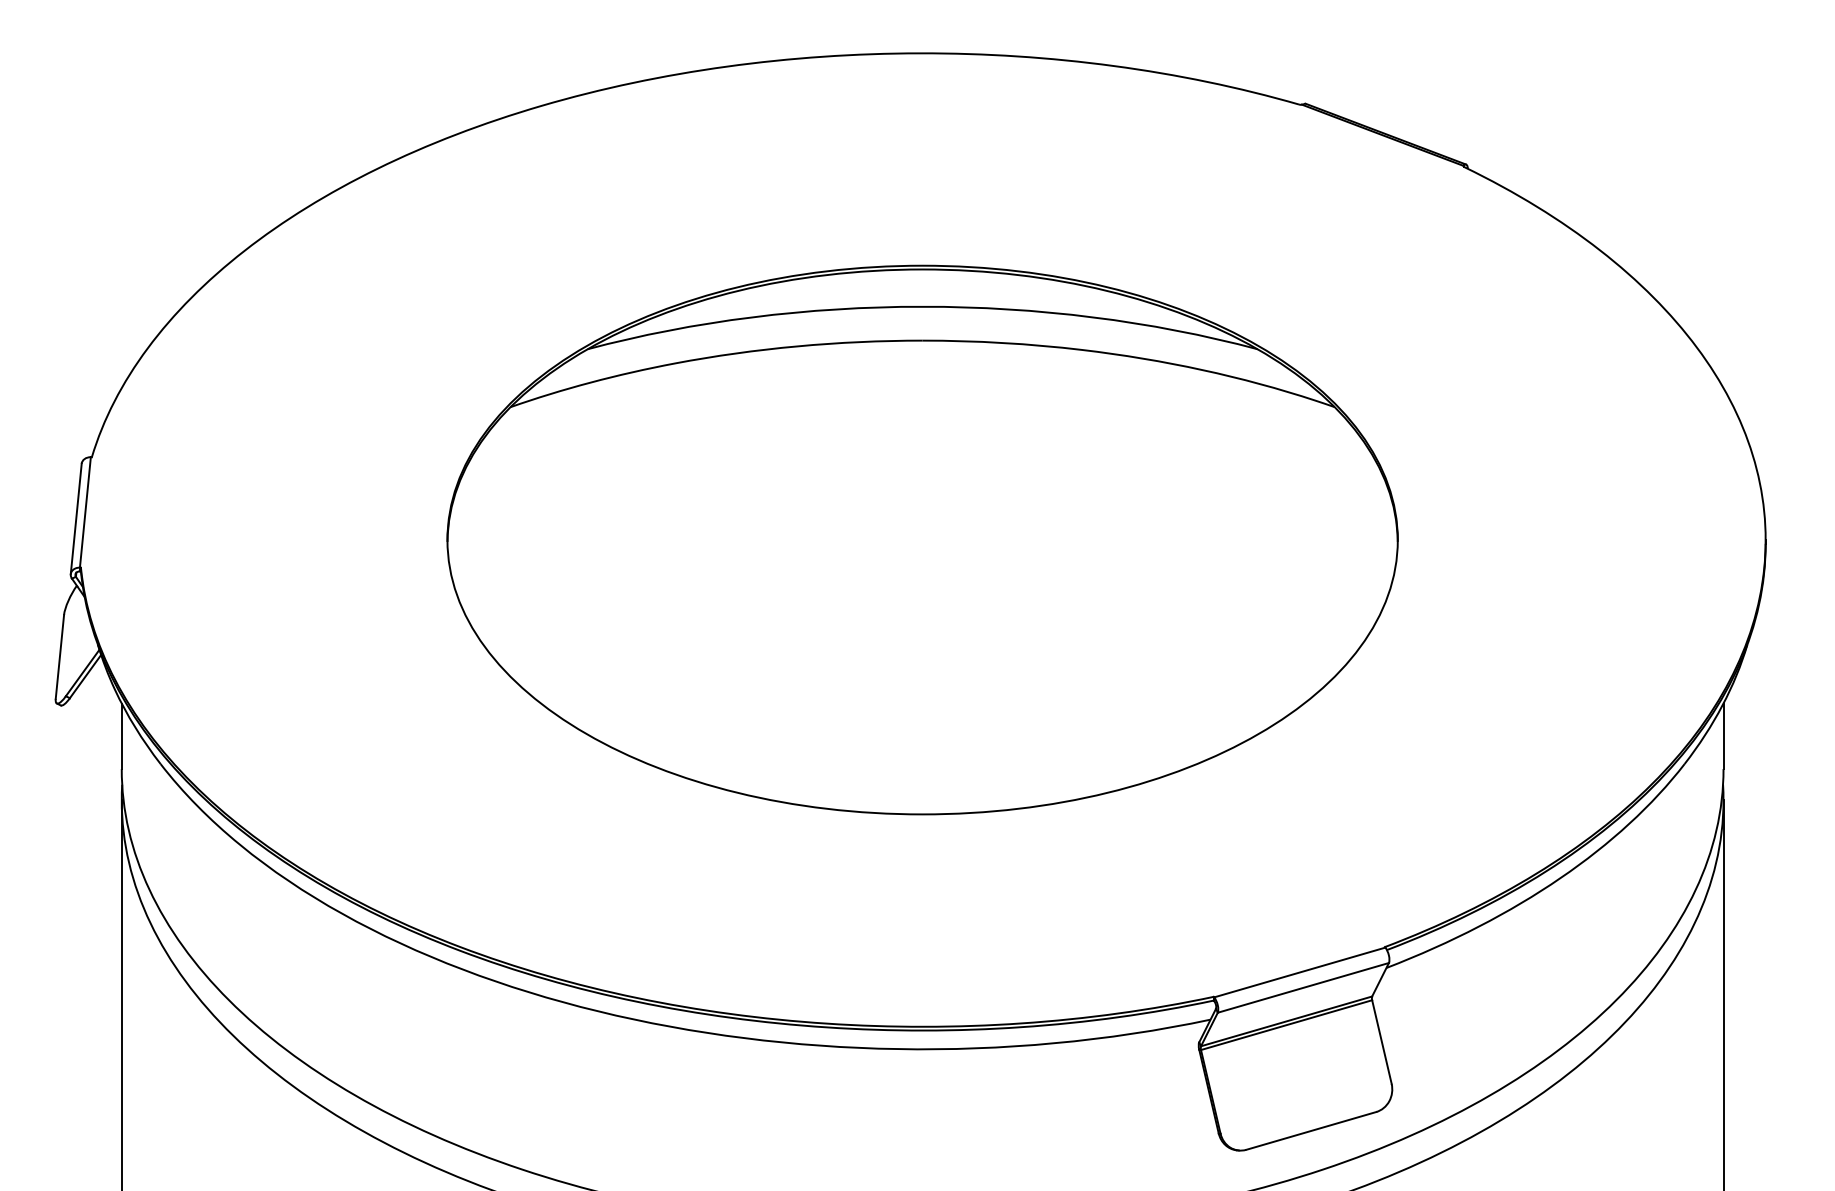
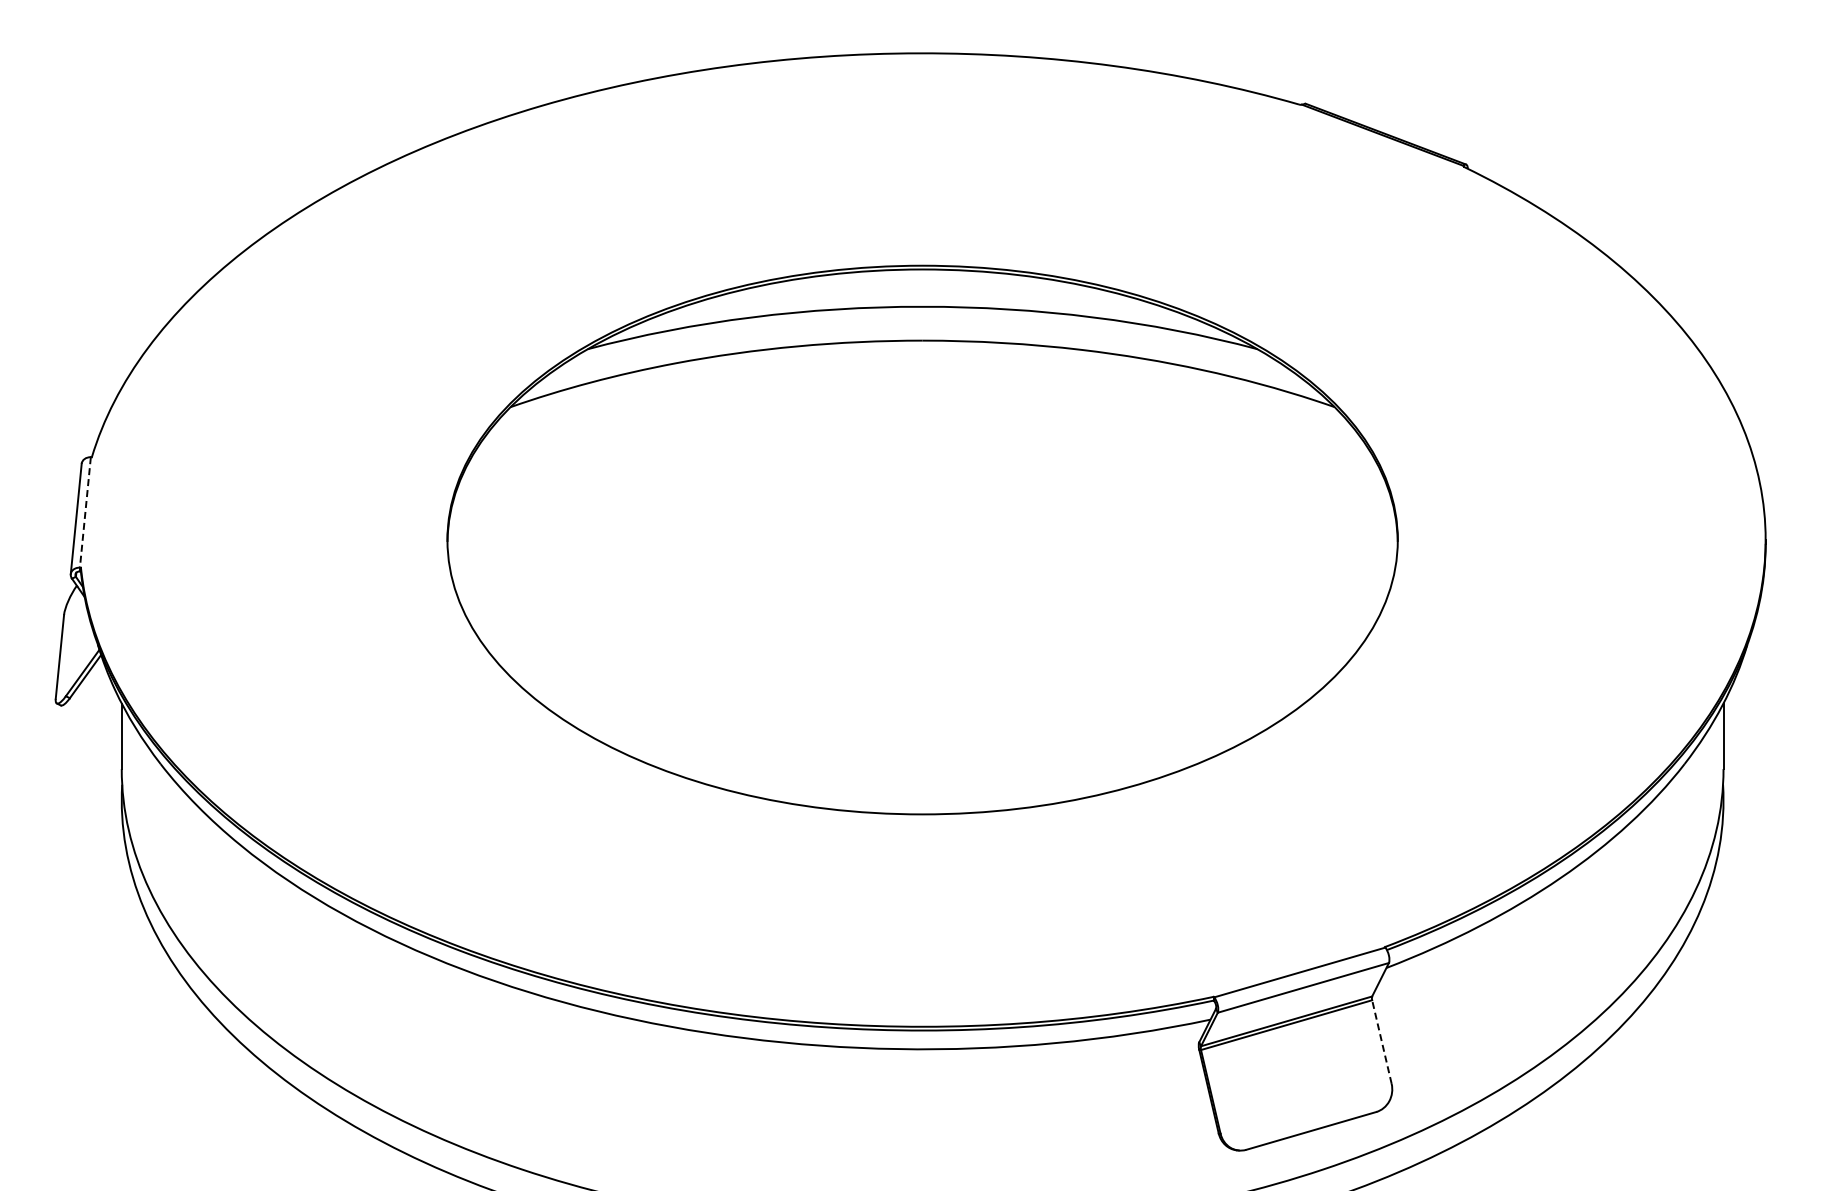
line: solid -> dashed (85, 512)
line: present -> none (121, 993)
line: present -> none (1723, 993)
line: solid -> dashed (1381, 1042)
